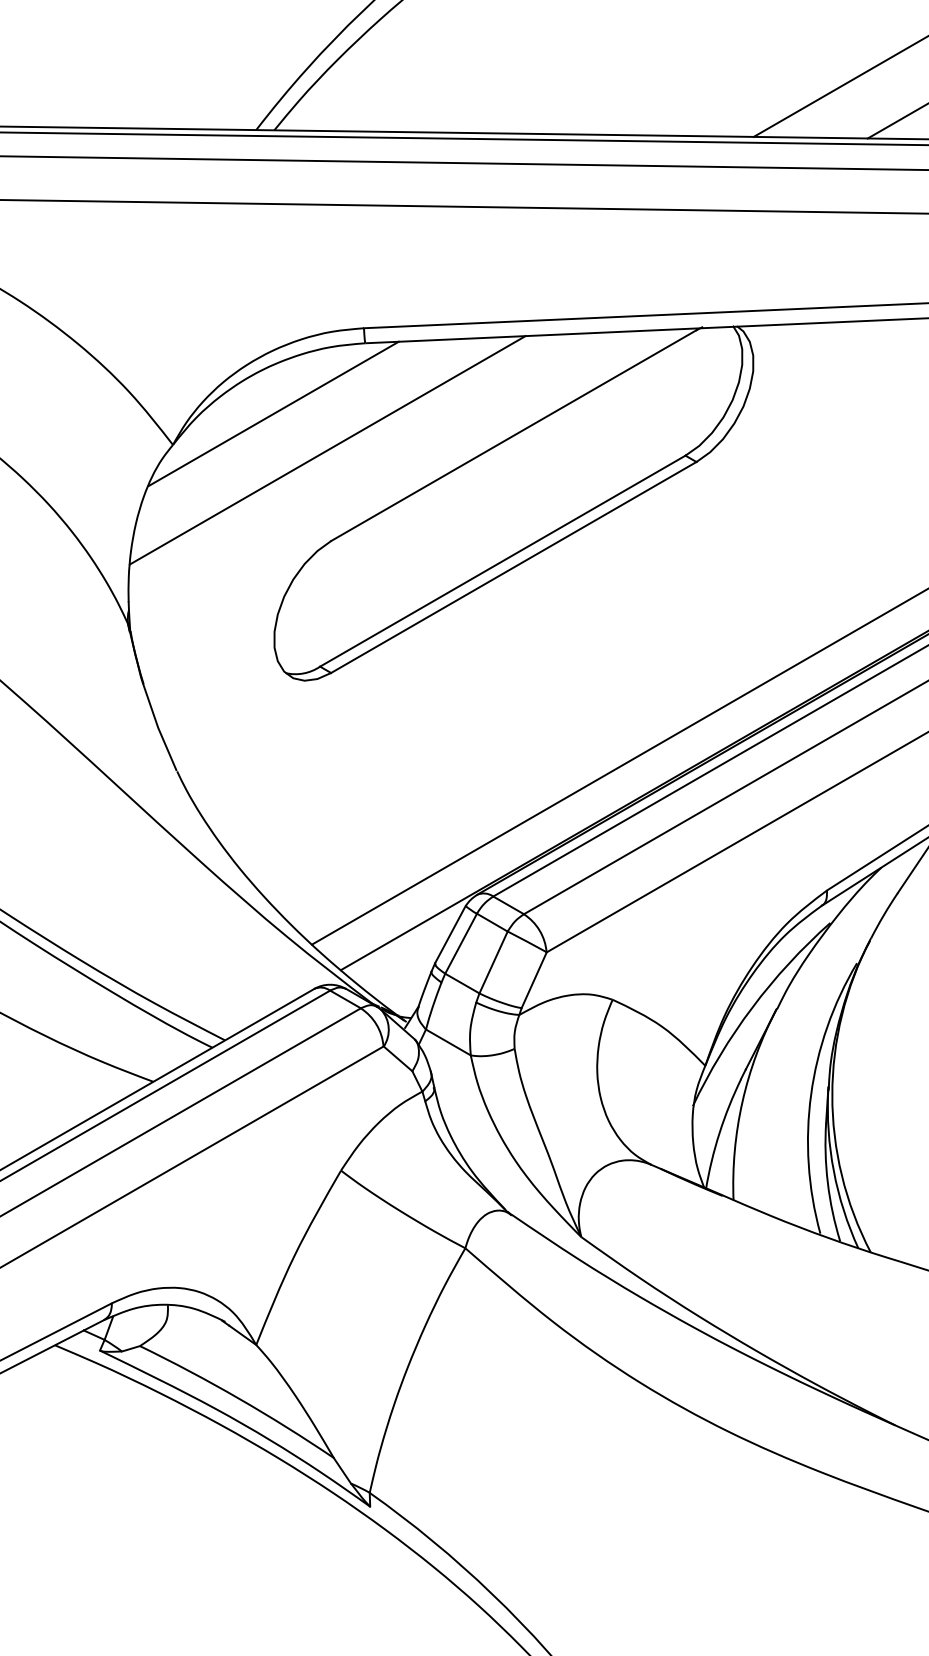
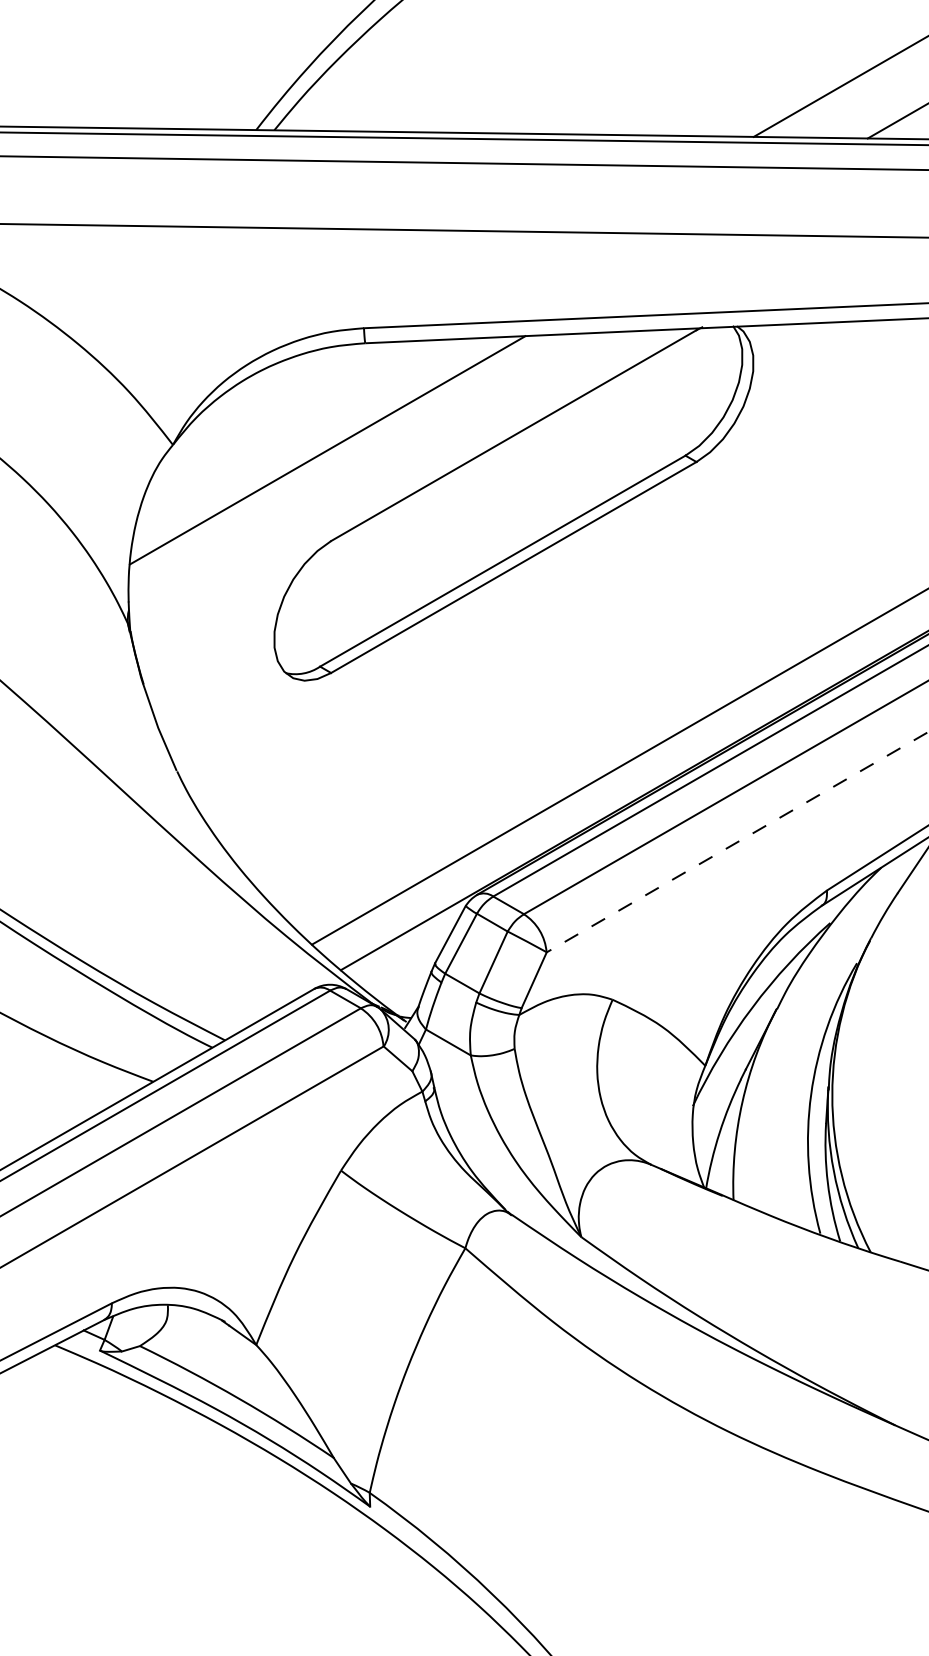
line position: (463, 206) -> (463, 230) (463, 230)
line: present -> none (273, 413)
line: solid -> dashed (737, 842)
